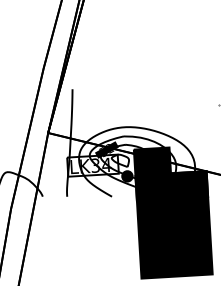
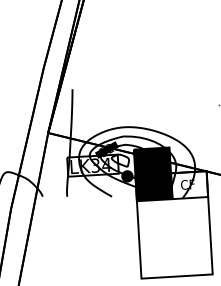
fill: present -> none (173, 224)
